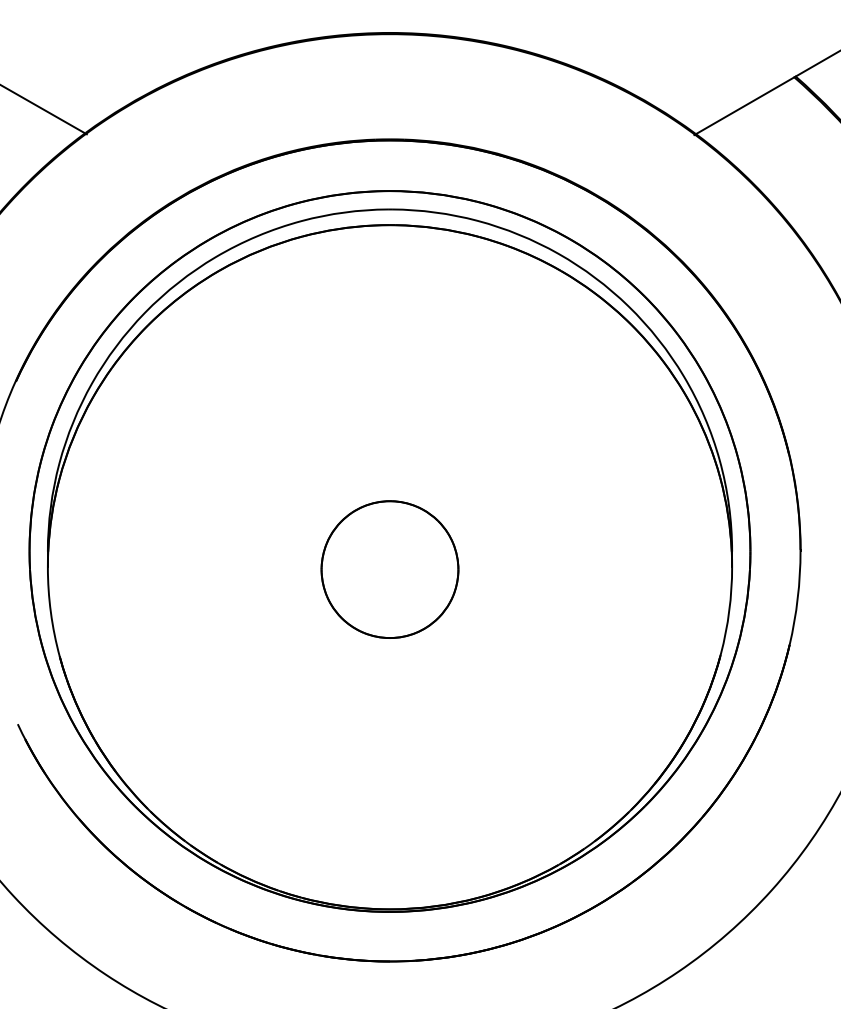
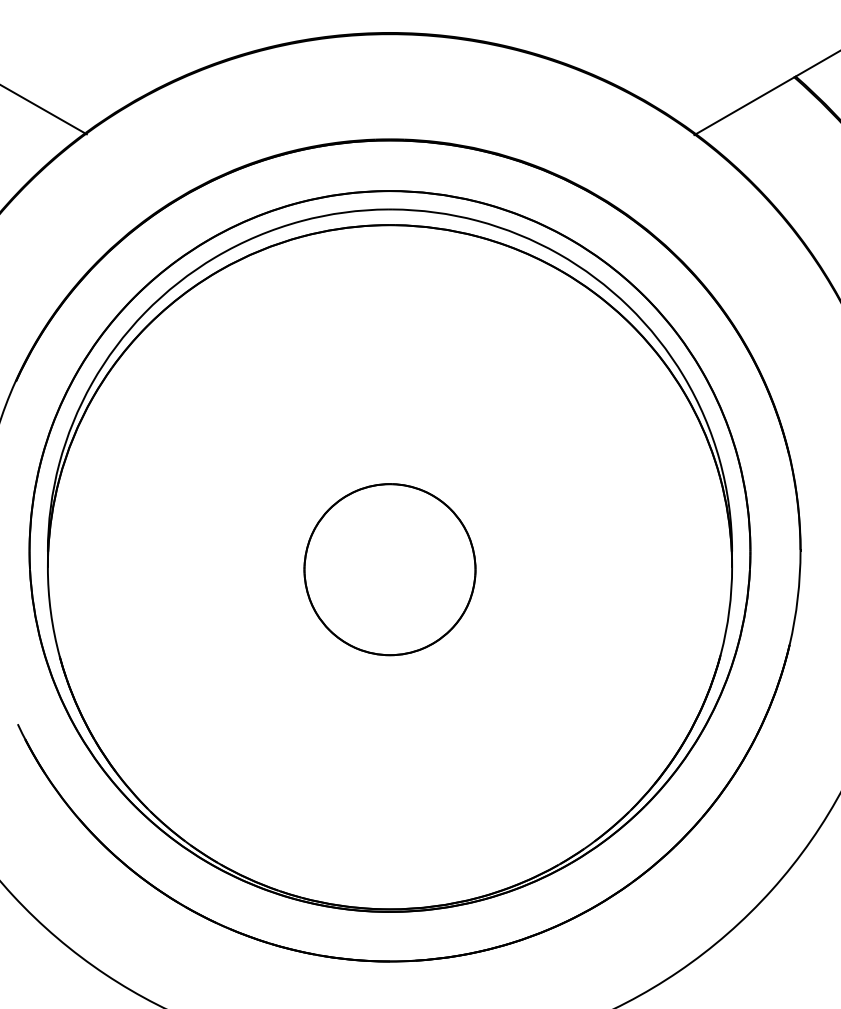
part size: 140x139 px -> 174x174 px (389, 569)
